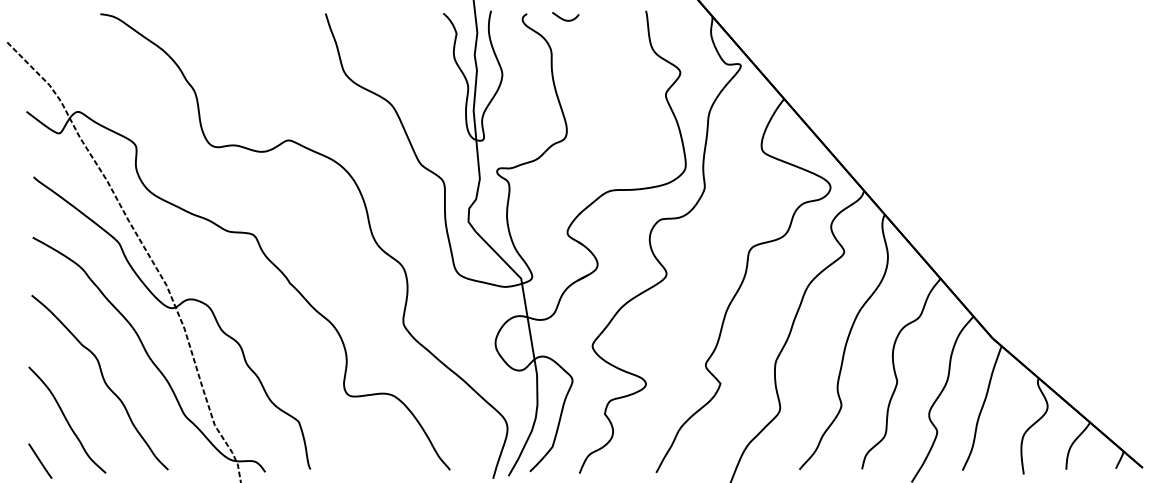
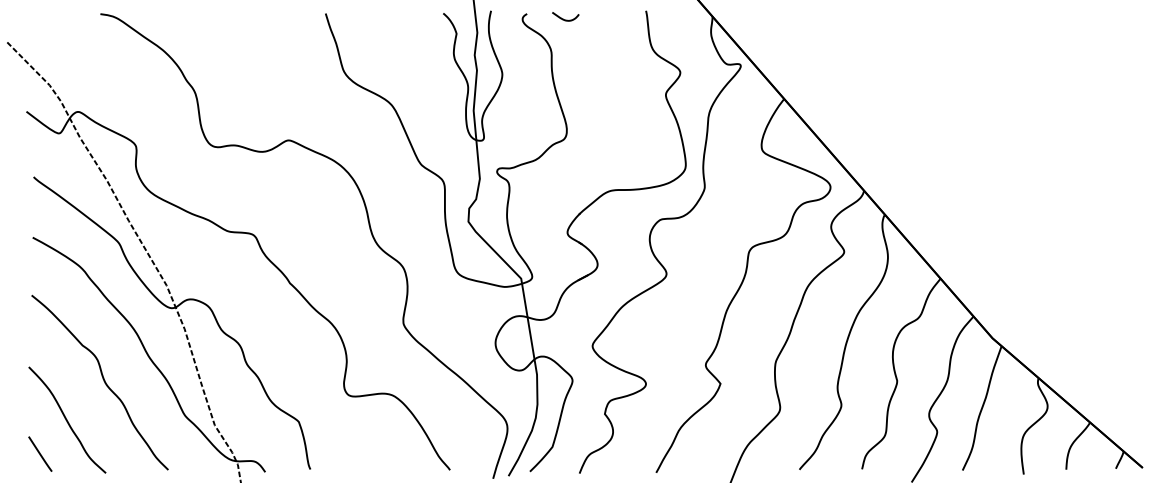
line position: (40, 460) -> (40, 453) (40, 453)
